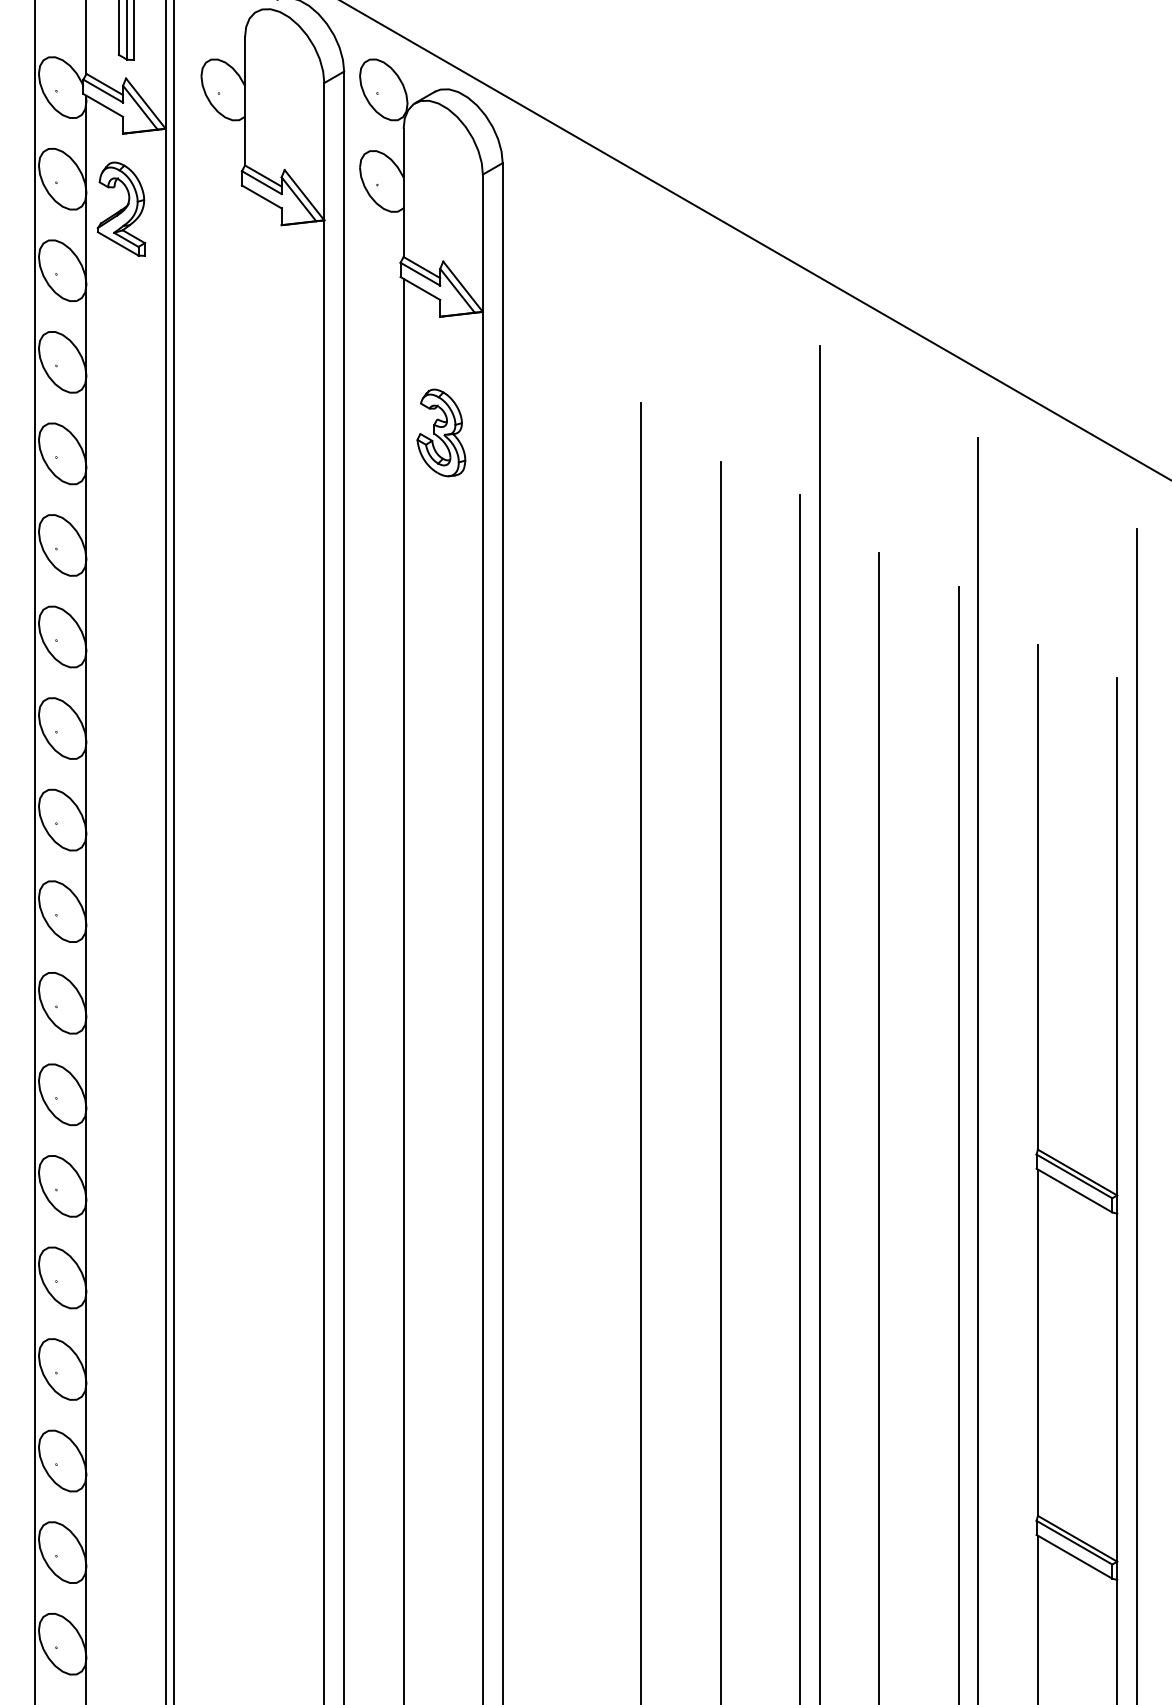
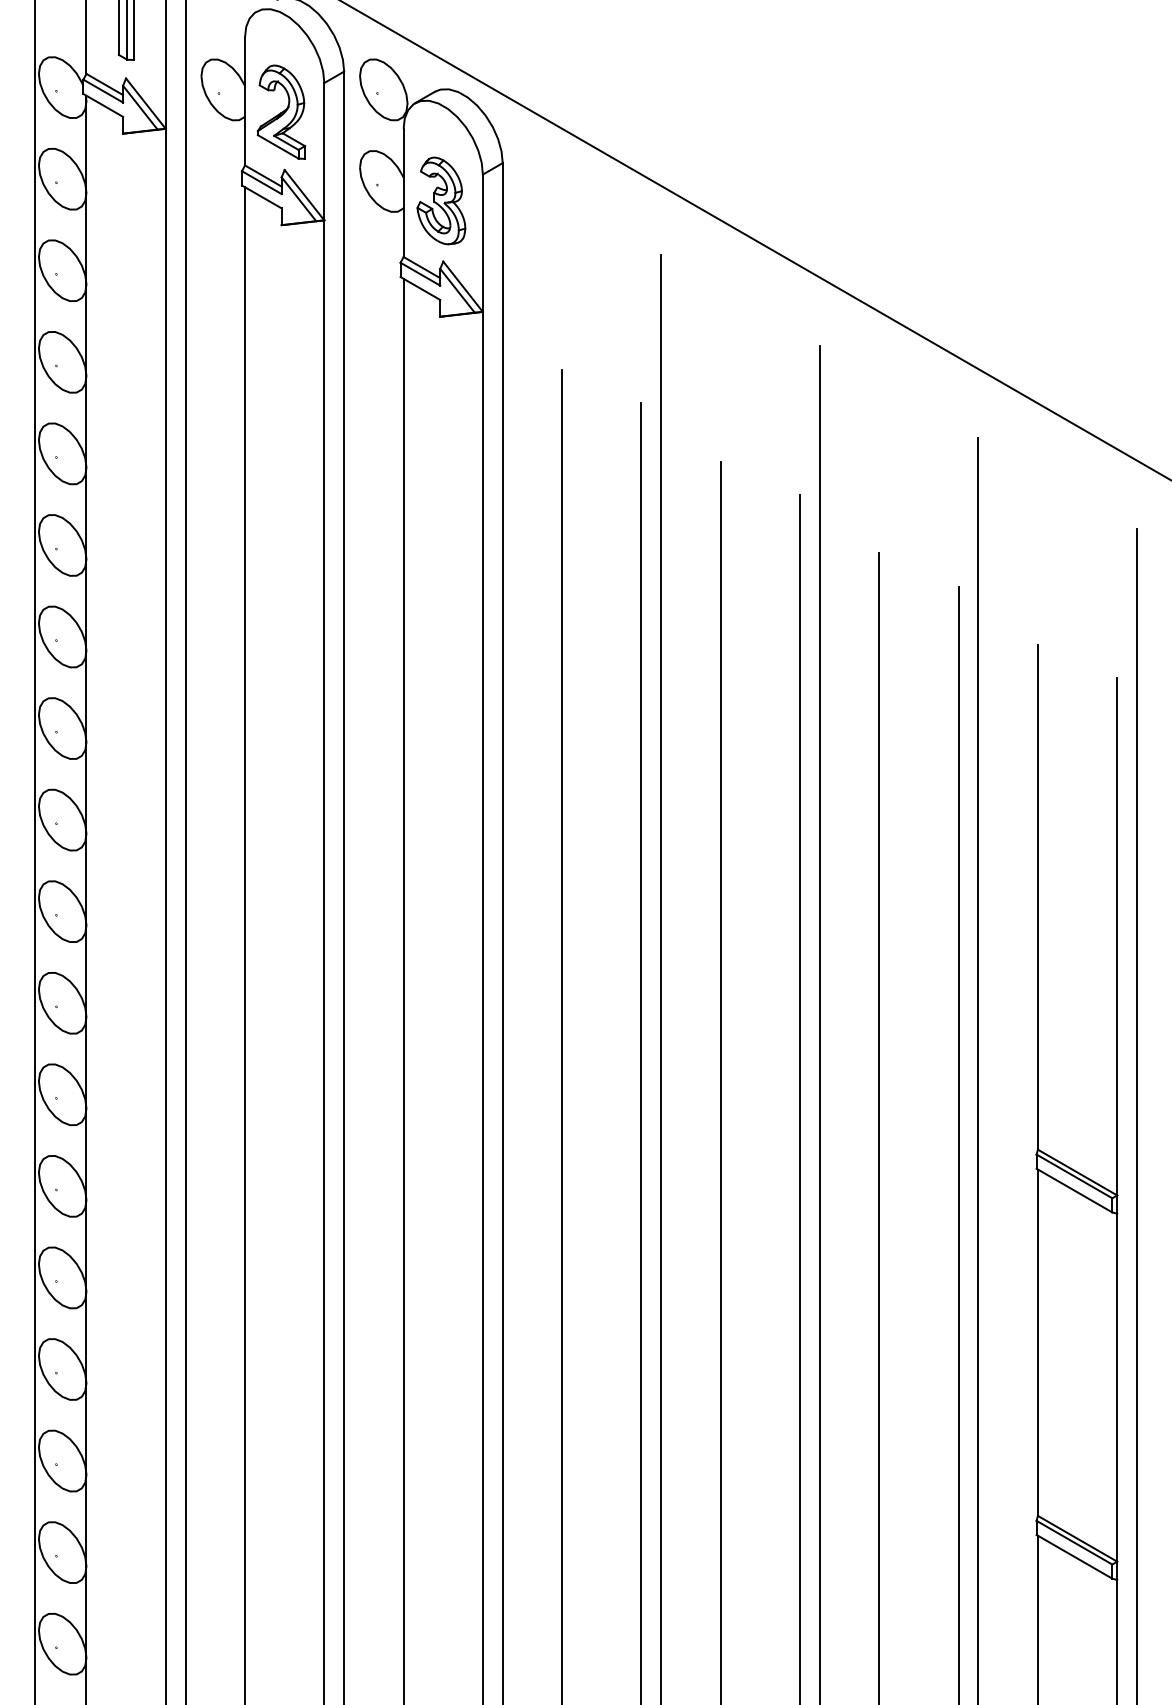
part position: (121, 208) -> (281, 111) (281, 111)
part position: (441, 432) -> (441, 200) (441, 200)
line position: (173, 851) -> (185, 851) (185, 851)
line: none -> present (245, 944)
line: none -> present (661, 977)
line: none -> present (562, 1035)
